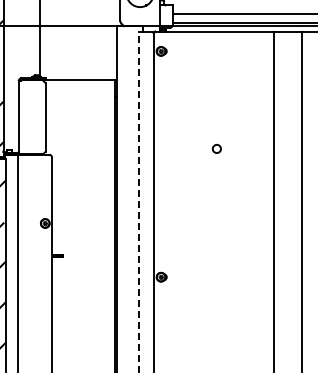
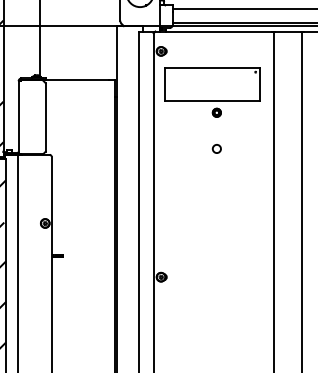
line position: (243, 13) -> (243, 8) (243, 8)
part: none -> present (212, 92)
line: dashed -> solid (139, 201)
